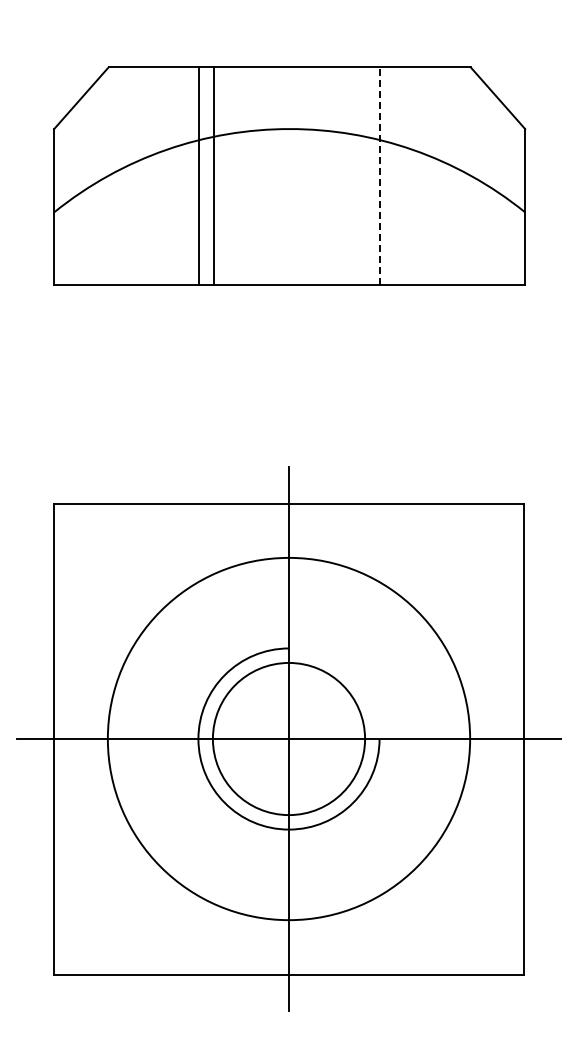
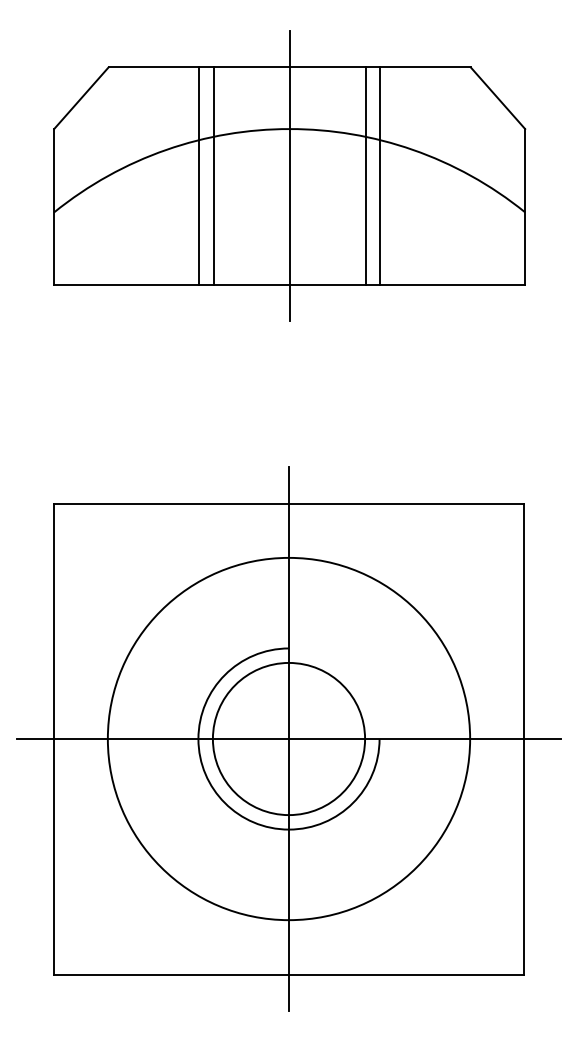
line: none -> present (365, 175)
line: none -> present (289, 176)
line: dashed -> solid (380, 176)
